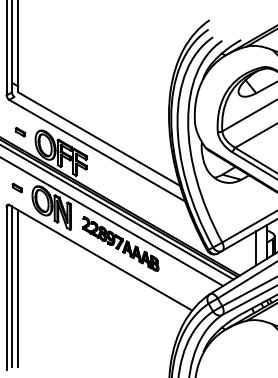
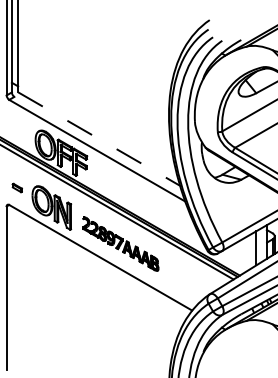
part: present -> none (20, 132)
line: solid -> dashed (99, 139)
line: present -> none (112, 221)
line: present -> none (11, 286)
line: present -> none (18, 288)
